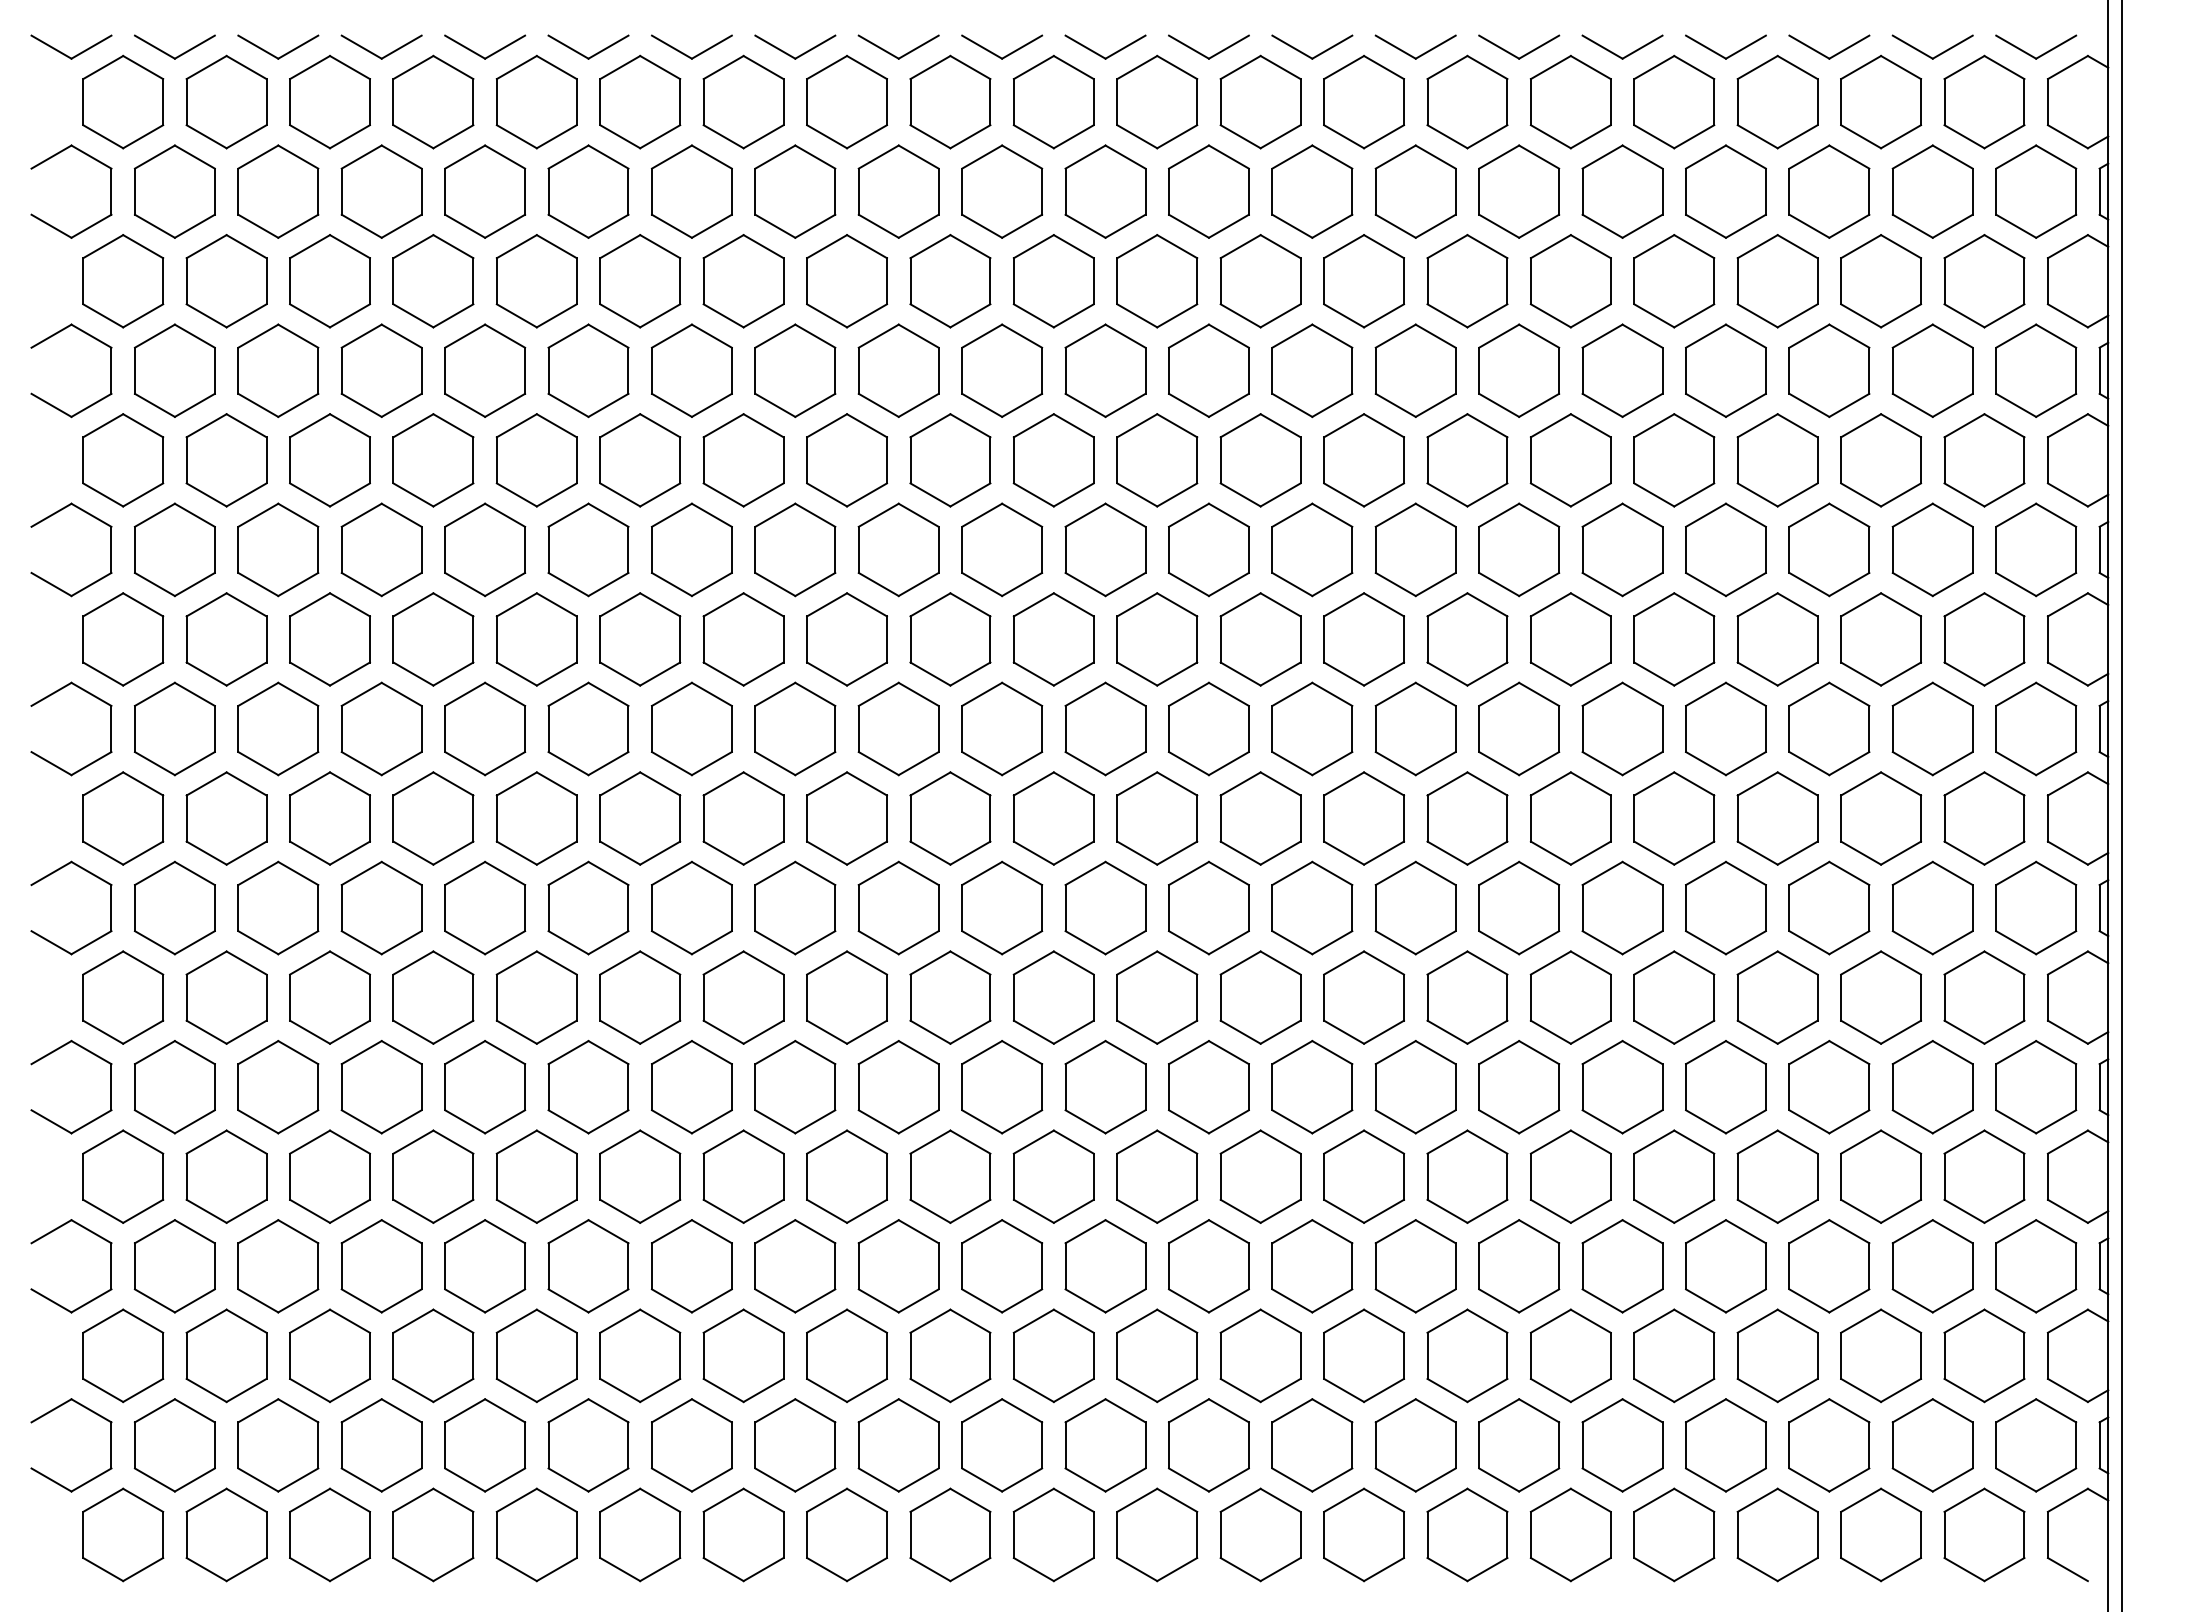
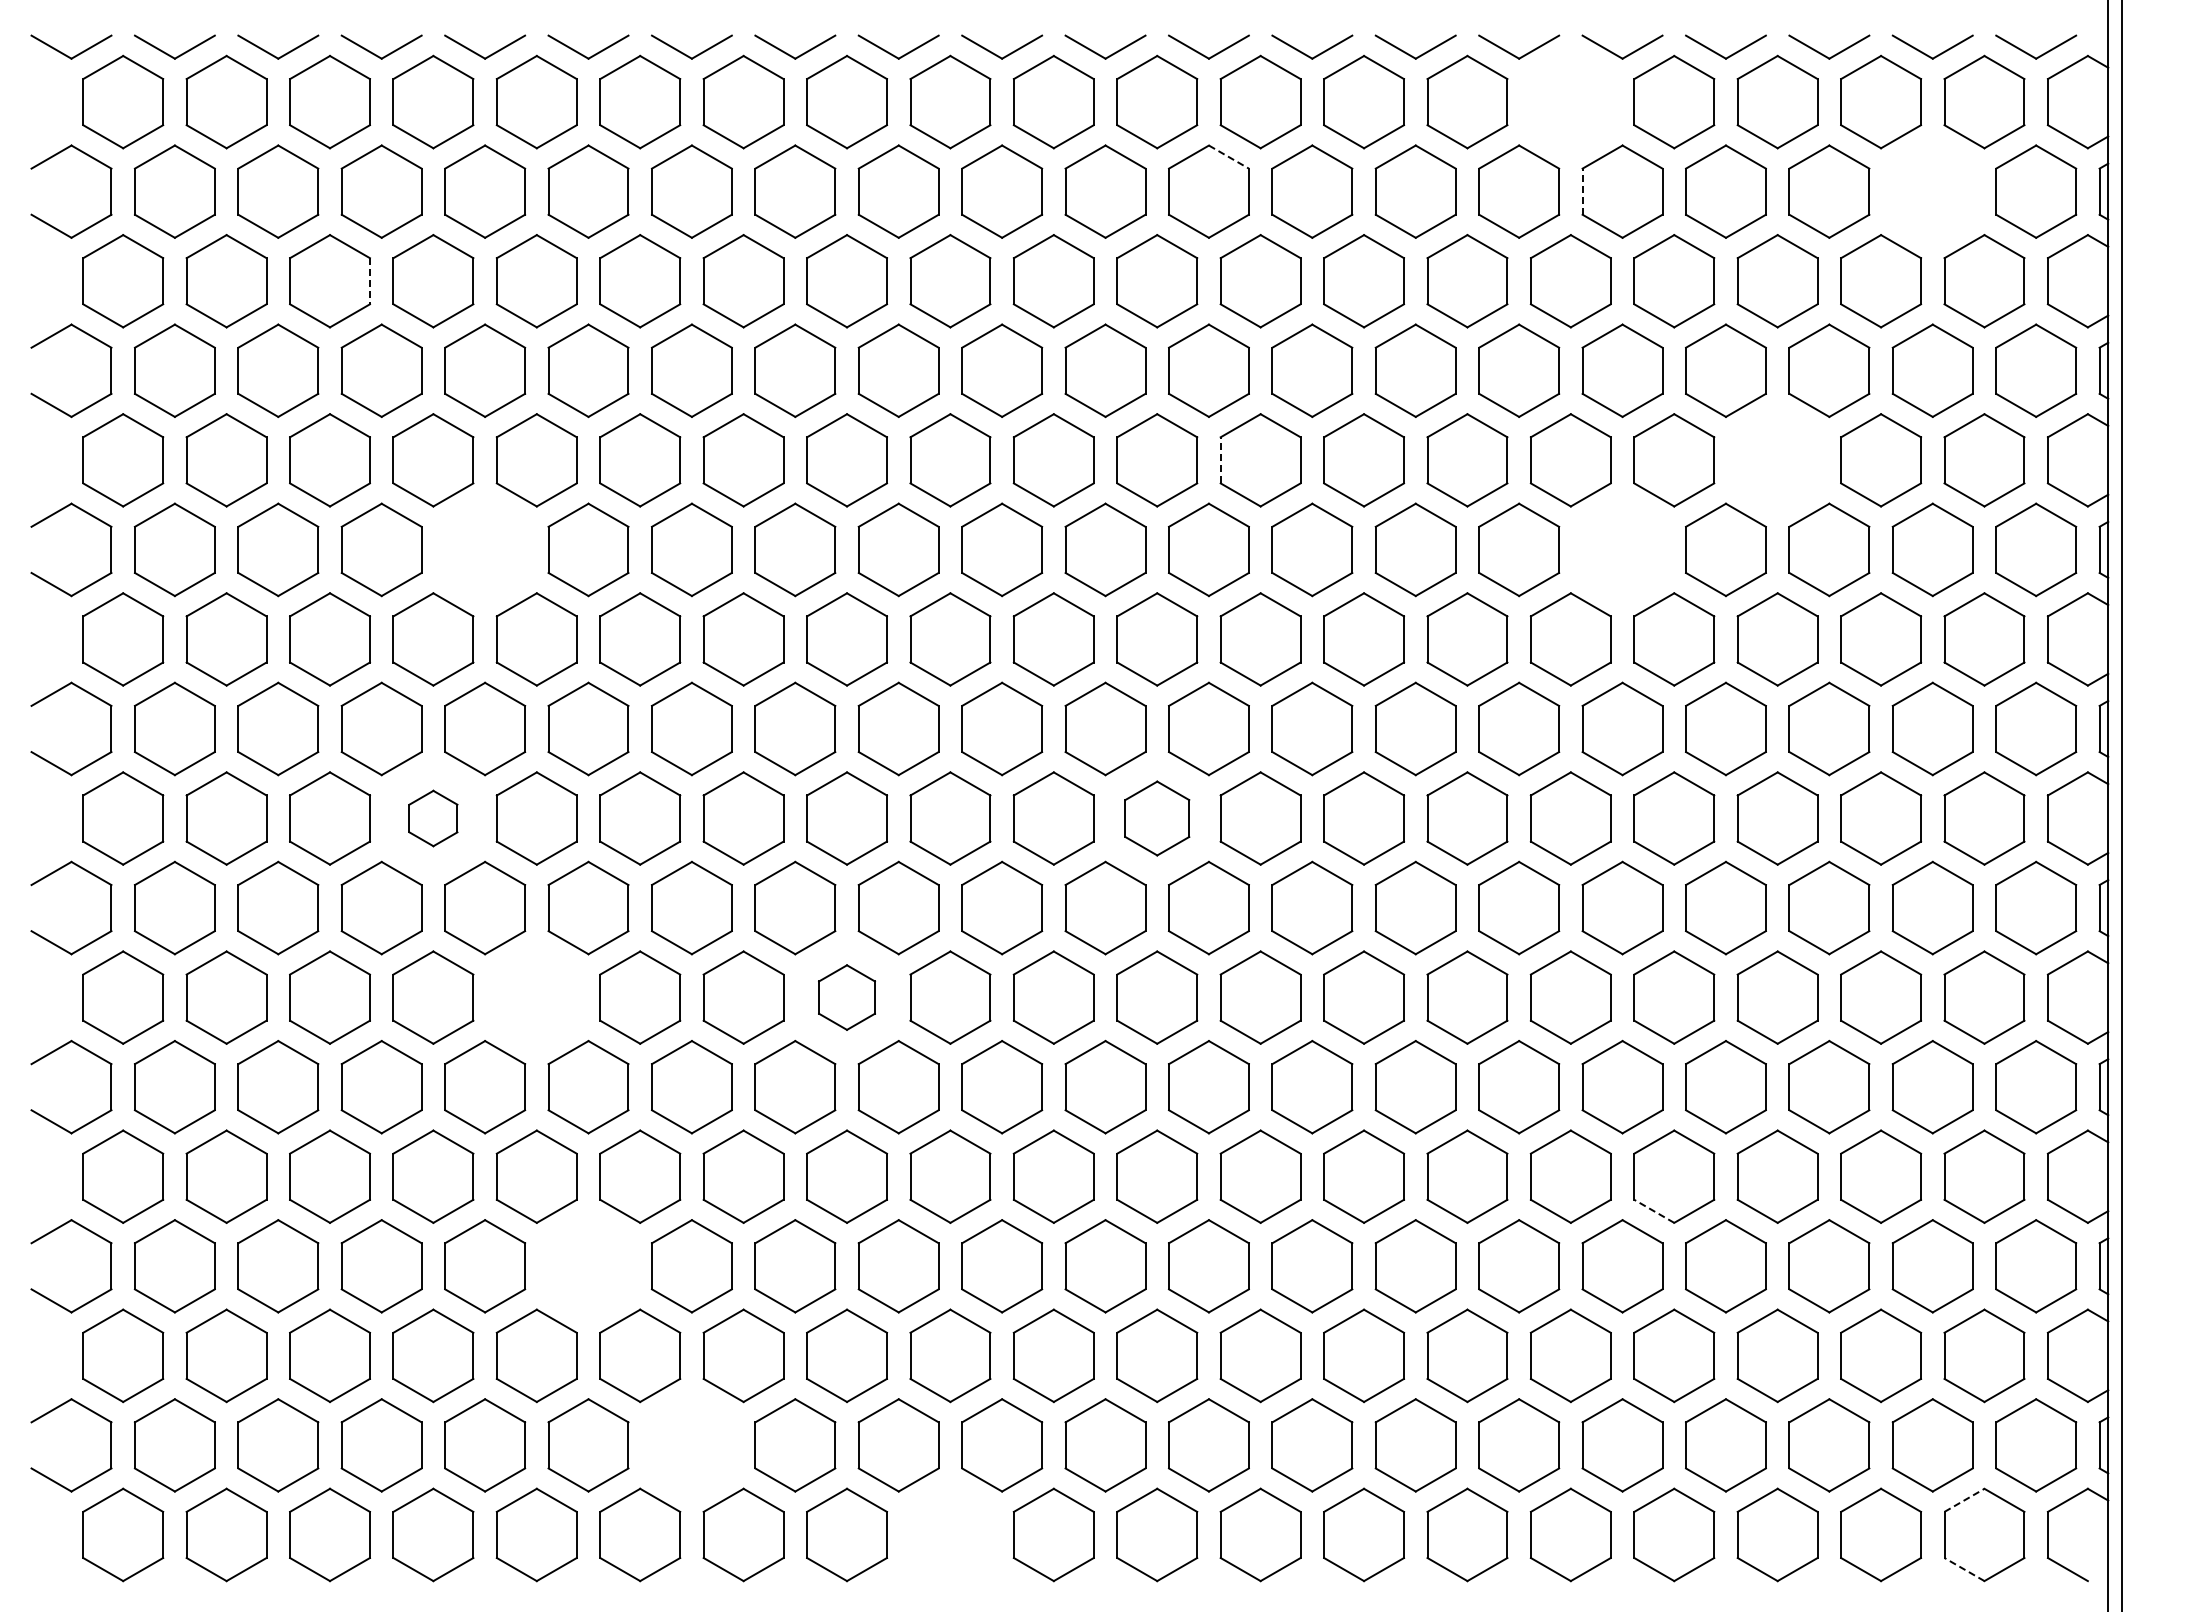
part: present -> none (1570, 101)
line: solid -> dashed (1229, 157)
line: solid -> dashed (1582, 191)
part: present -> none (1932, 191)
line: solid -> dashed (369, 281)
line: solid -> dashed (1220, 459)
part: present -> none (1777, 460)
part: present -> none (485, 549)
part: present -> none (1622, 549)
part size: 83x95 px -> 51x59 px (433, 818)
part size: 83x95 px -> 67x77 px (1157, 818)
part: present -> none (536, 997)
part size: 82x95 px -> 58x67 px (846, 997)
line: solid -> dashed (1653, 1211)
part: present -> none (588, 1266)
part: present -> none (691, 1445)
line: solid -> dashed (1964, 1500)
part: present -> none (950, 1534)
line: solid -> dashed (1964, 1569)
